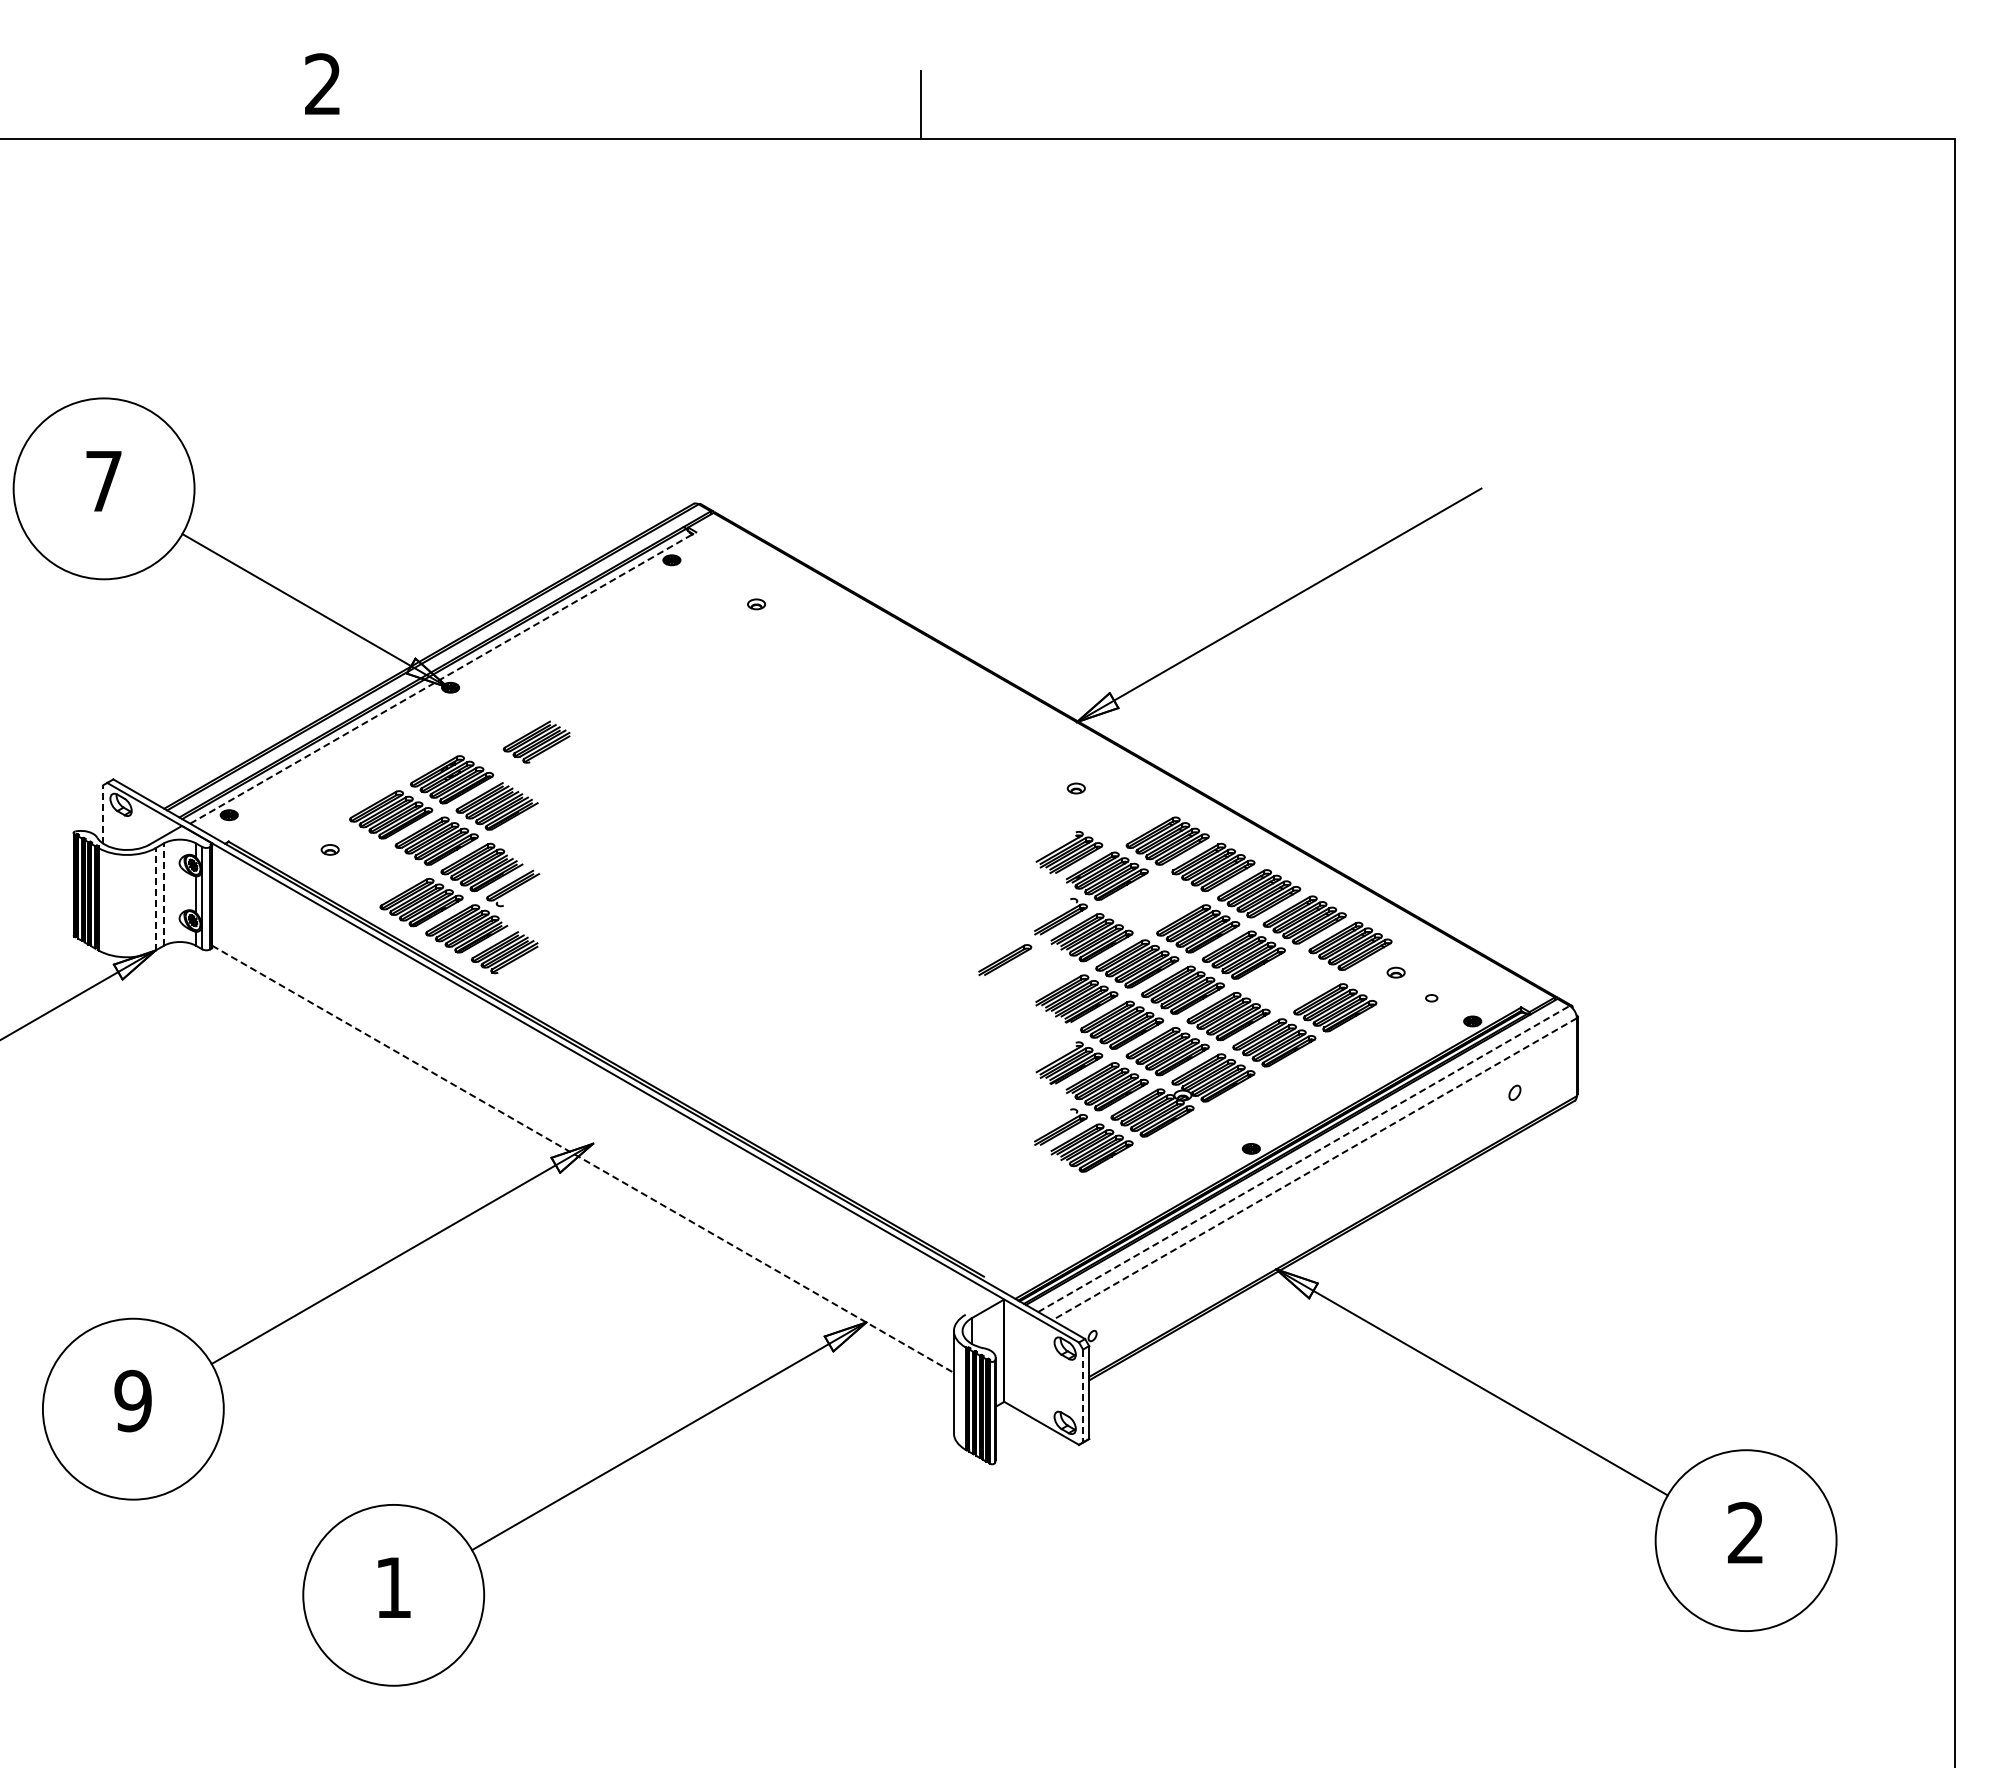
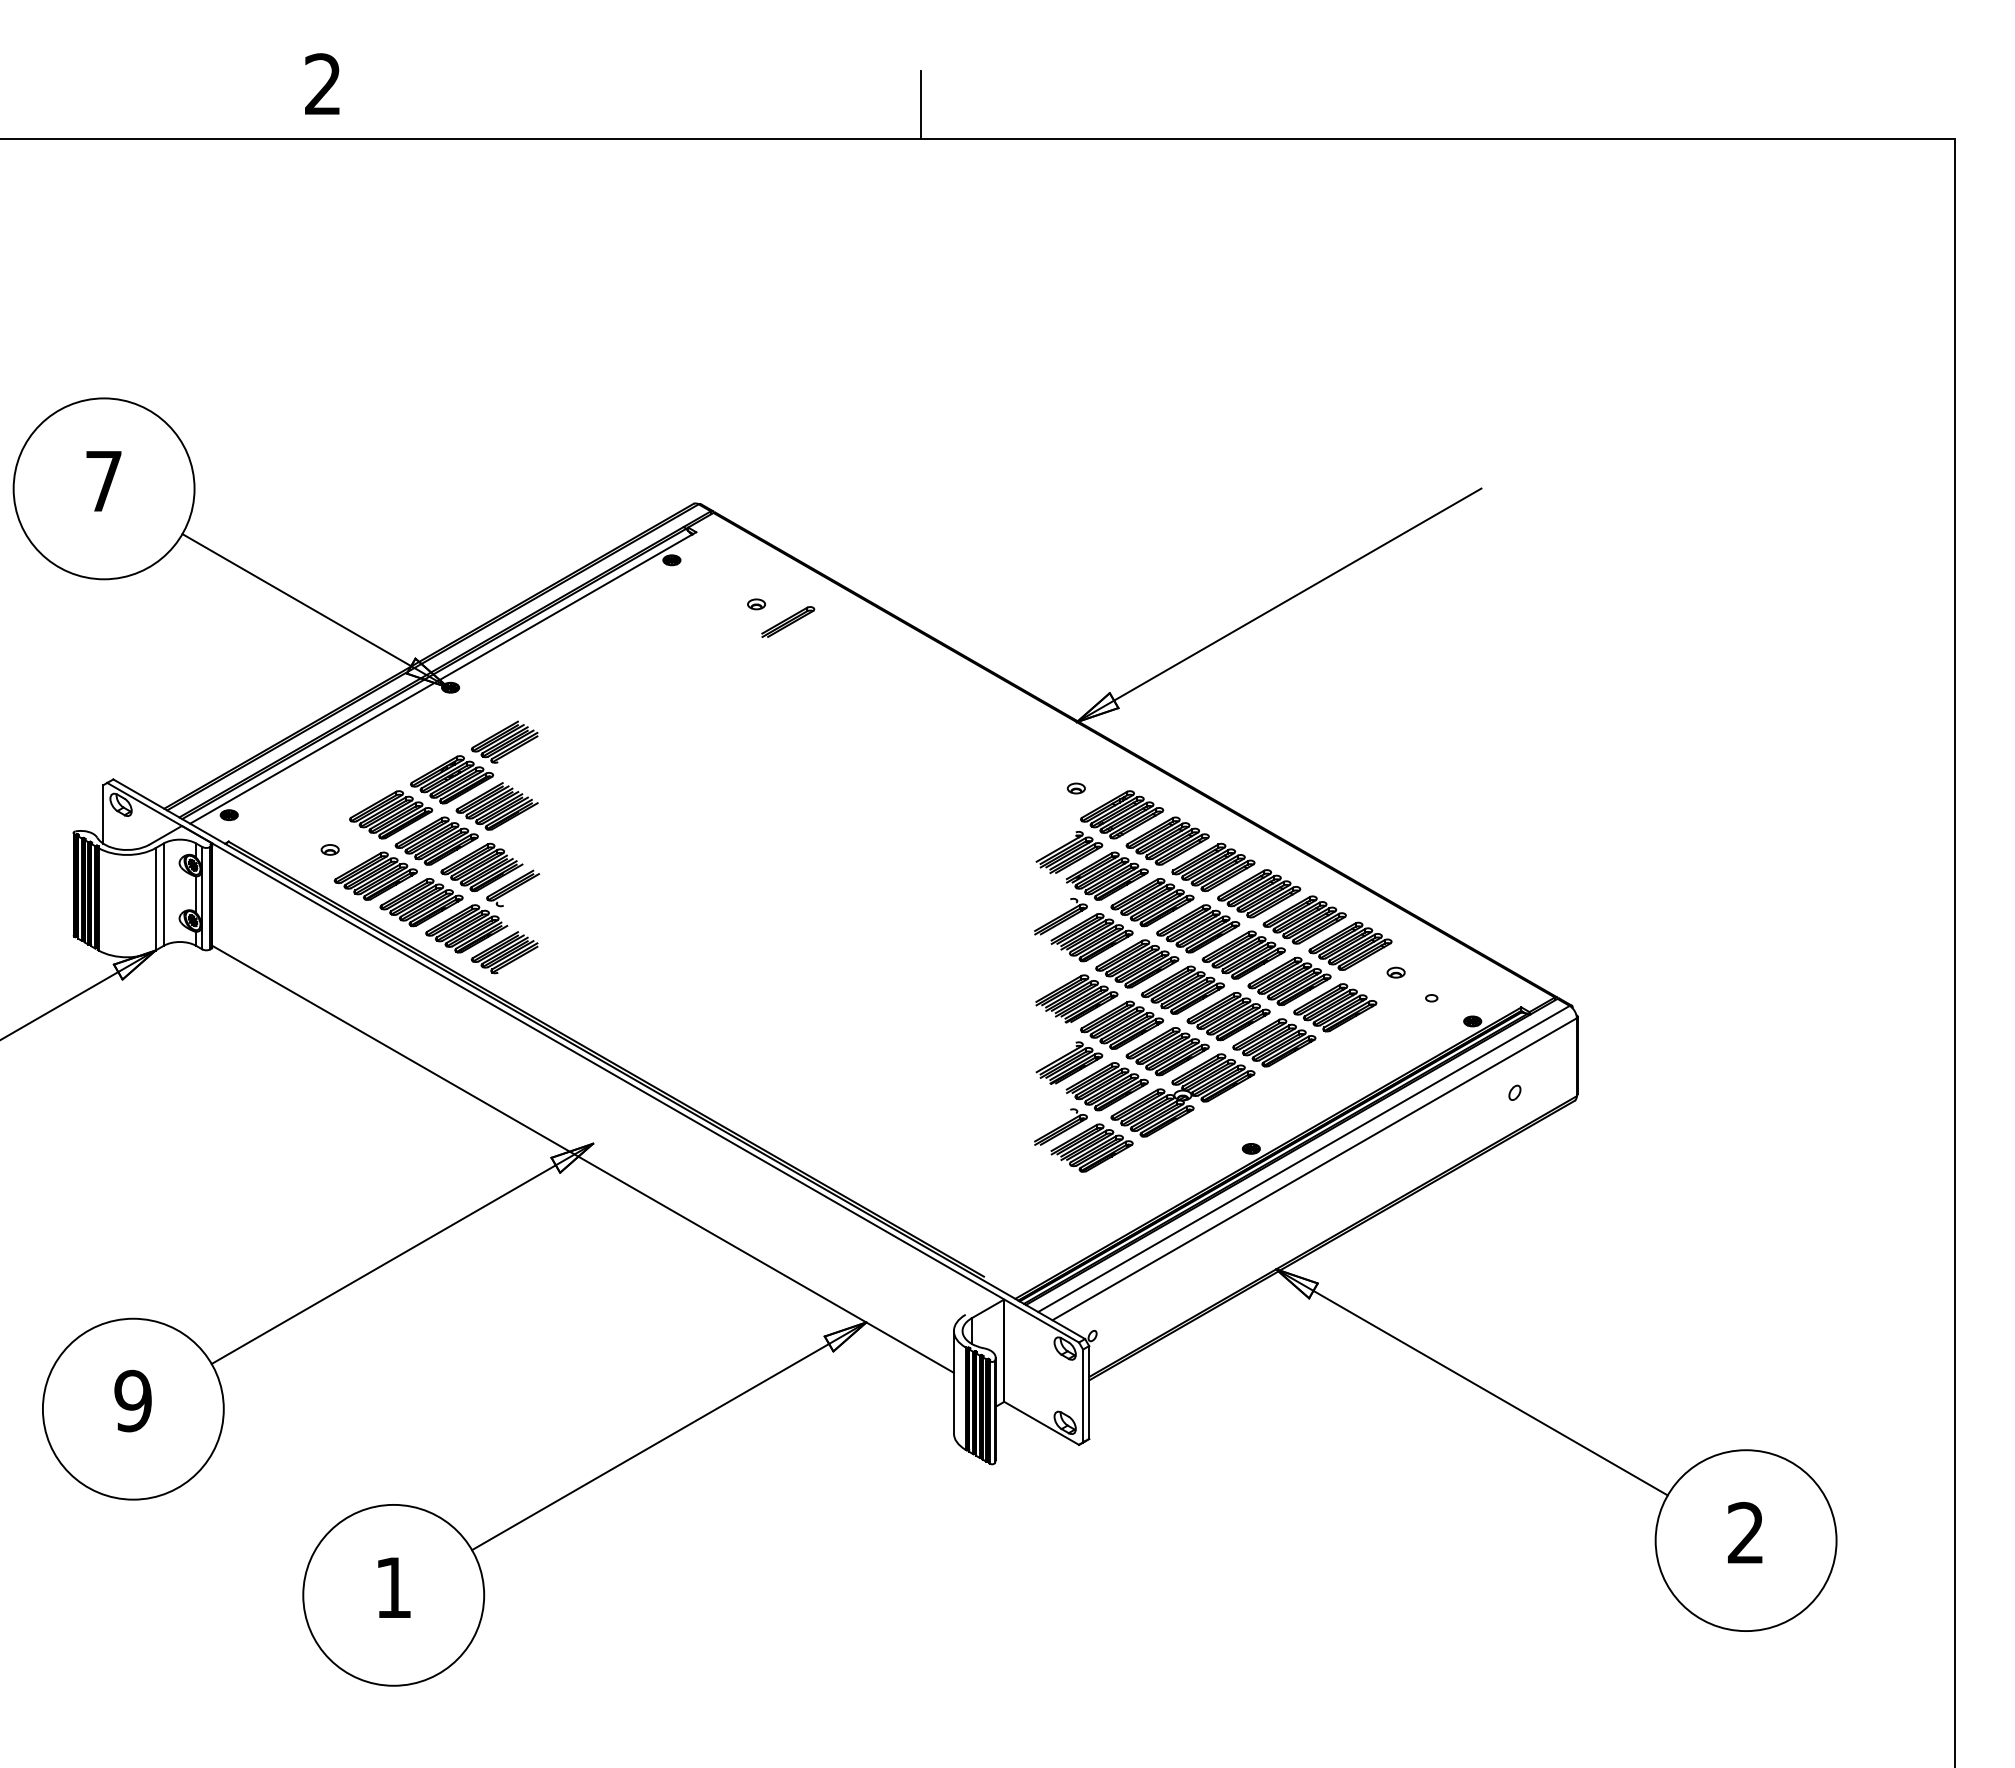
line: dashed -> solid (443, 677)
part position: (536, 741) -> (504, 741) (504, 741)
line: dashed -> solid (103, 813)
part: none -> present (1122, 814)
part: none -> present (375, 875)
line: dashed -> solid (163, 894)
line: dashed -> solid (155, 898)
part: none -> present (1152, 902)
part position: (1005, 960) -> (788, 622) (788, 622)
part: none -> present (1289, 981)
line: dashed -> solid (1303, 1158)
line: dashed -> solid (583, 1159)
line: dashed -> solid (1314, 1169)
line: dashed -> solid (1083, 1396)
